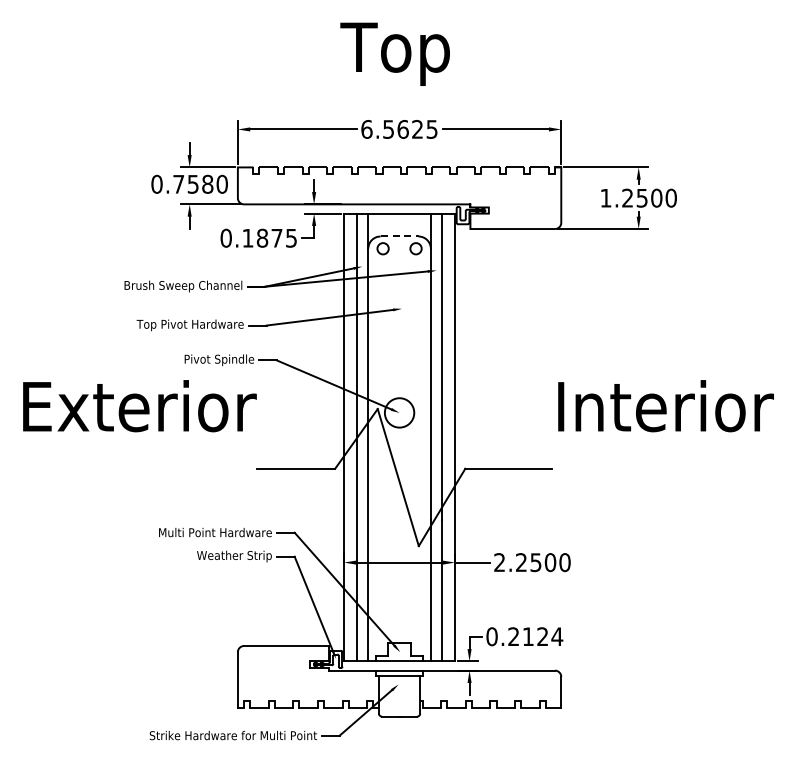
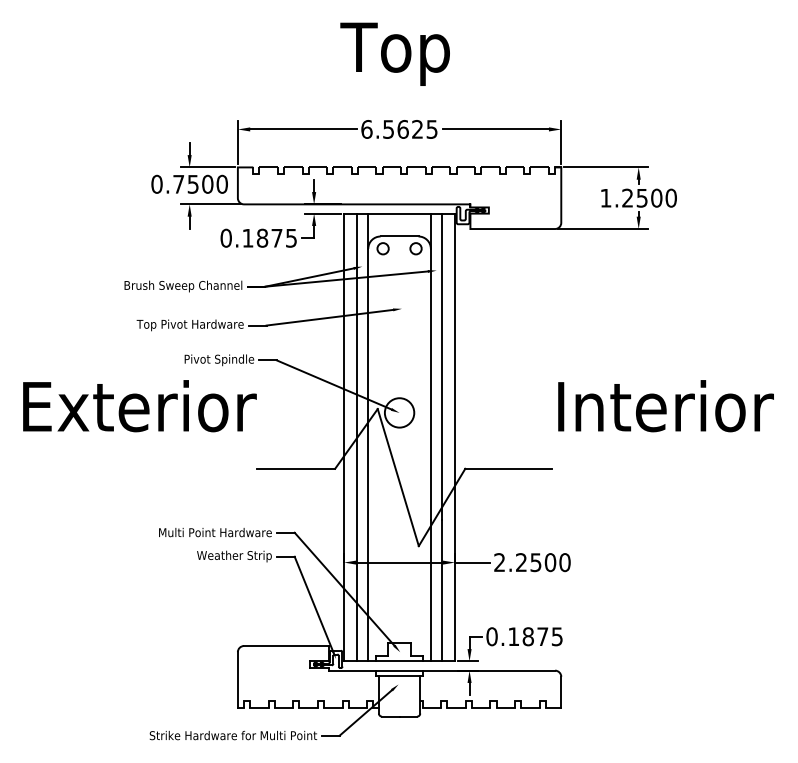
text: 0.7580 -> 0.7500 (207, 184)
line: dashed -> solid (399, 236)
text: 0.2124 -> 0.1875 (535, 636)
